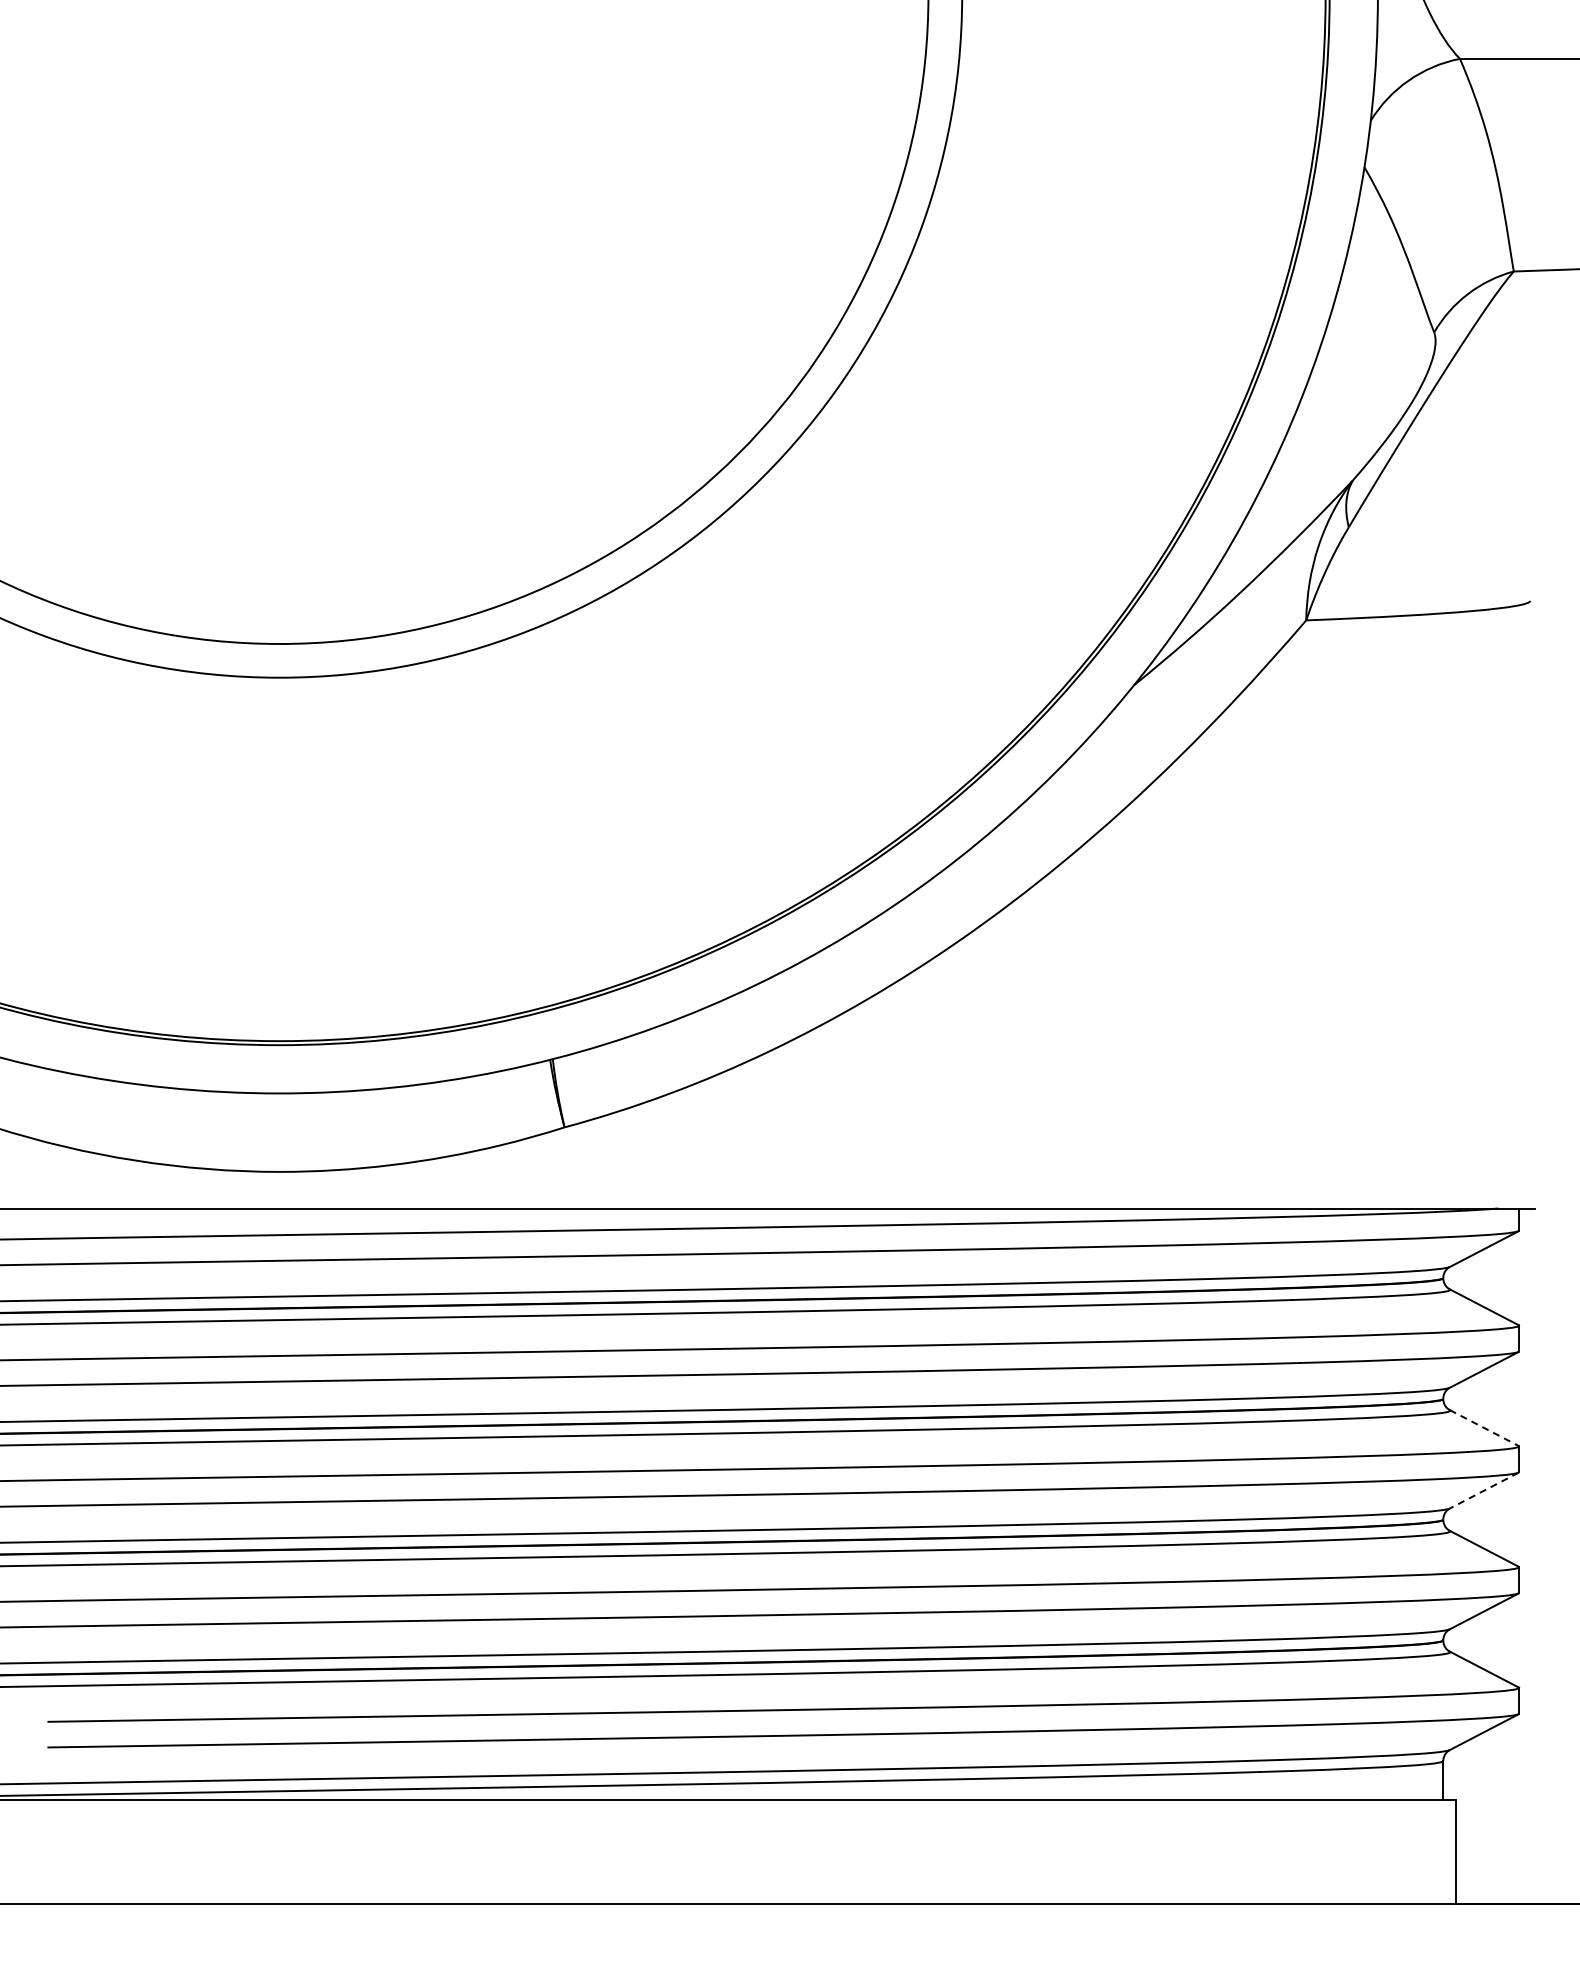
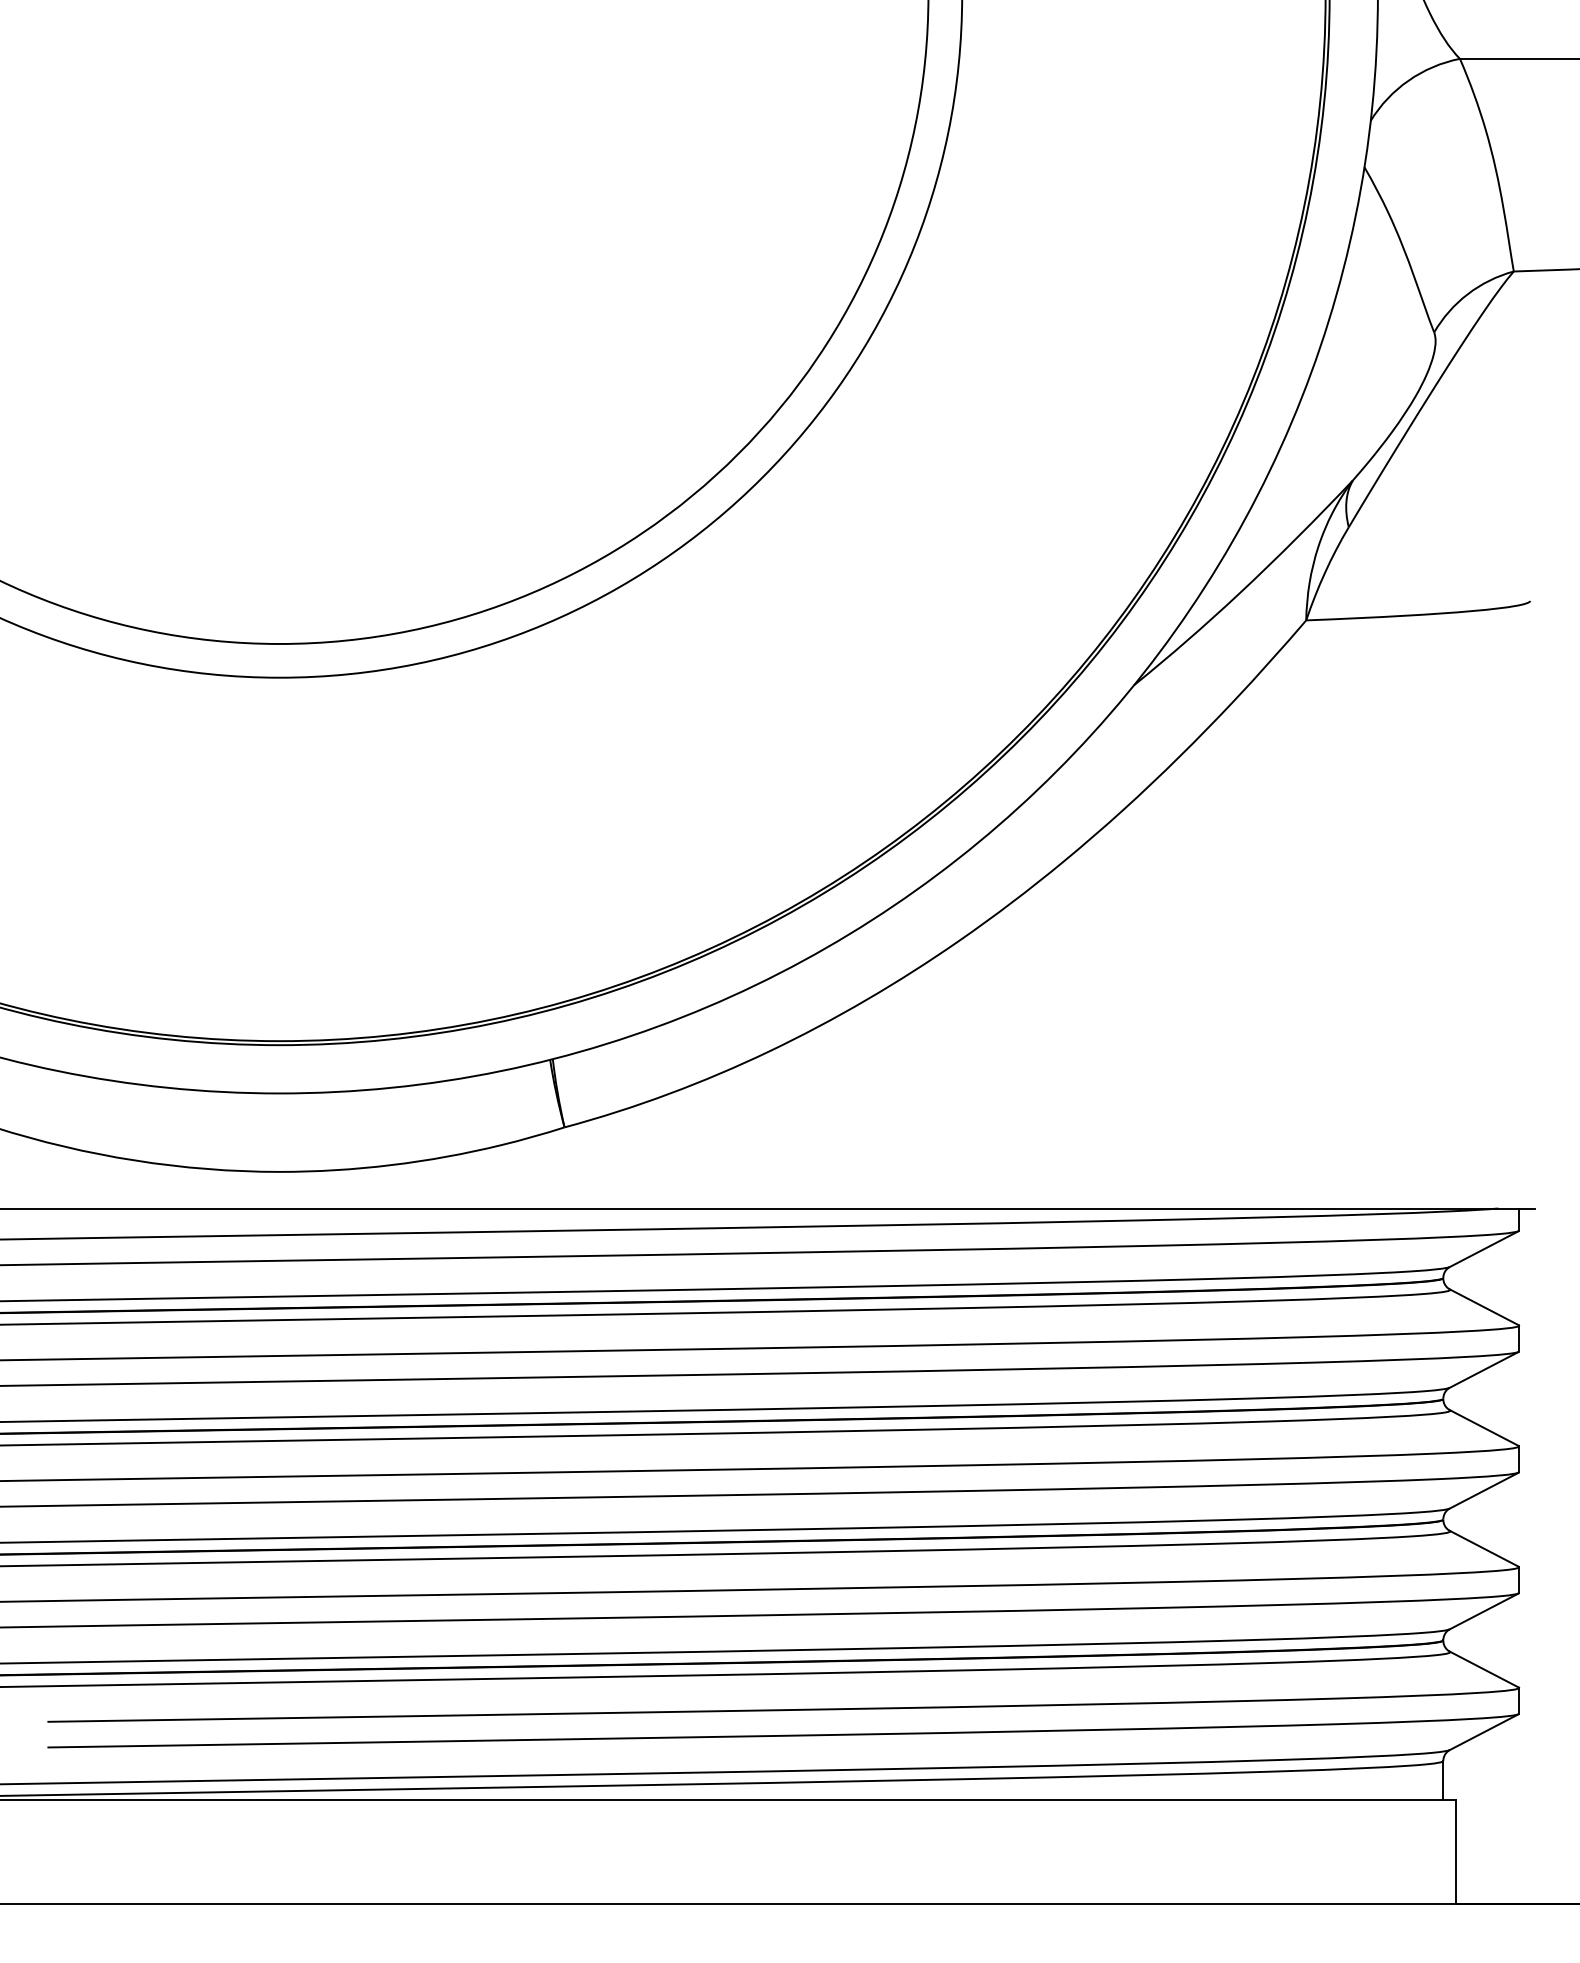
line: dashed -> solid (1484, 1427)
line: dashed -> solid (1484, 1490)
